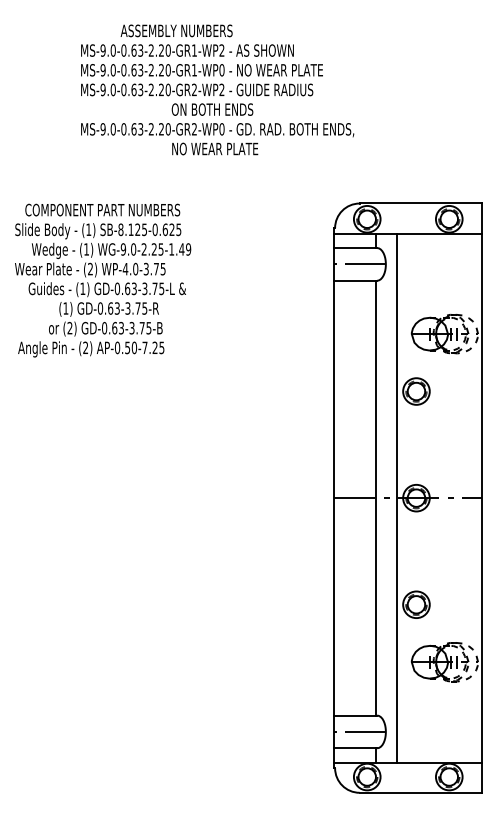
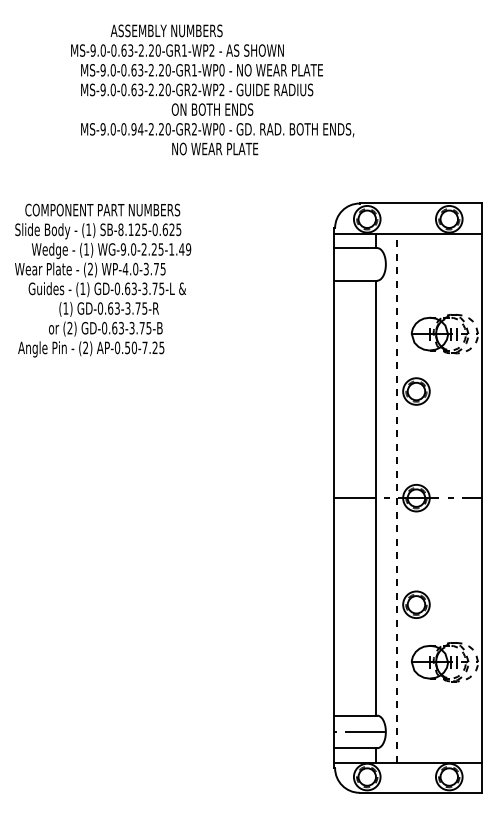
text position: (187, 40) -> (177, 40) (177, 40)
text: MS-9.0-0.63-2.20-GR2-WP0 -> MS-9.0-0.94-2.20-GR2-WP0 (137, 129)
line: present -> none (359, 264)
line: solid -> dashed (396, 497)
